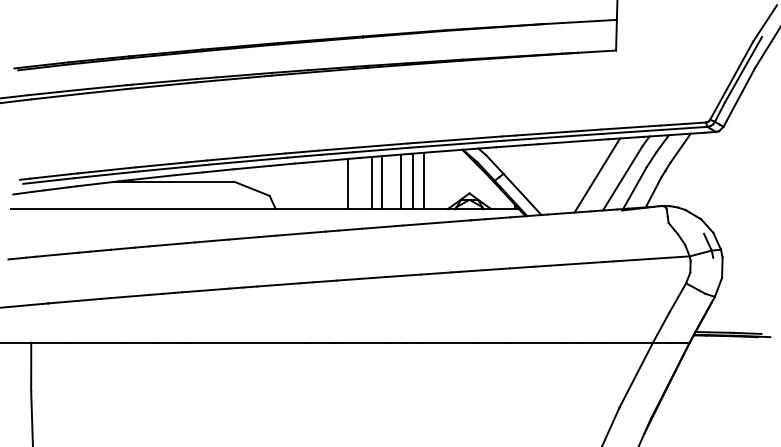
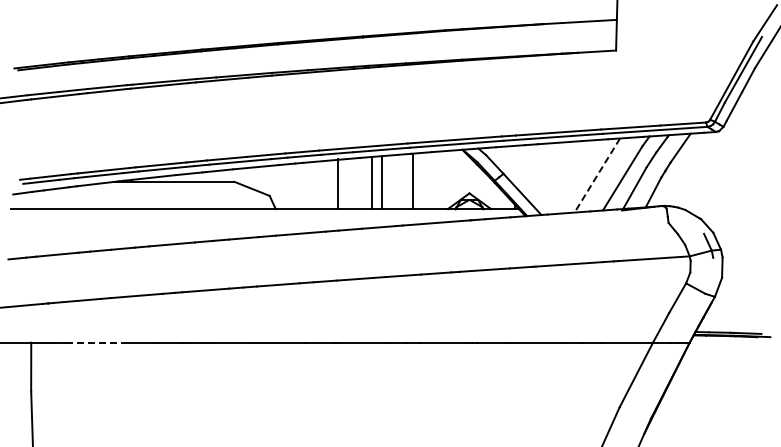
line: solid -> dashed (597, 175)
line: present -> none (423, 180)
line: present -> none (401, 181)
line position: (347, 184) -> (337, 184) (337, 184)
line: solid -> dashed (96, 342)
